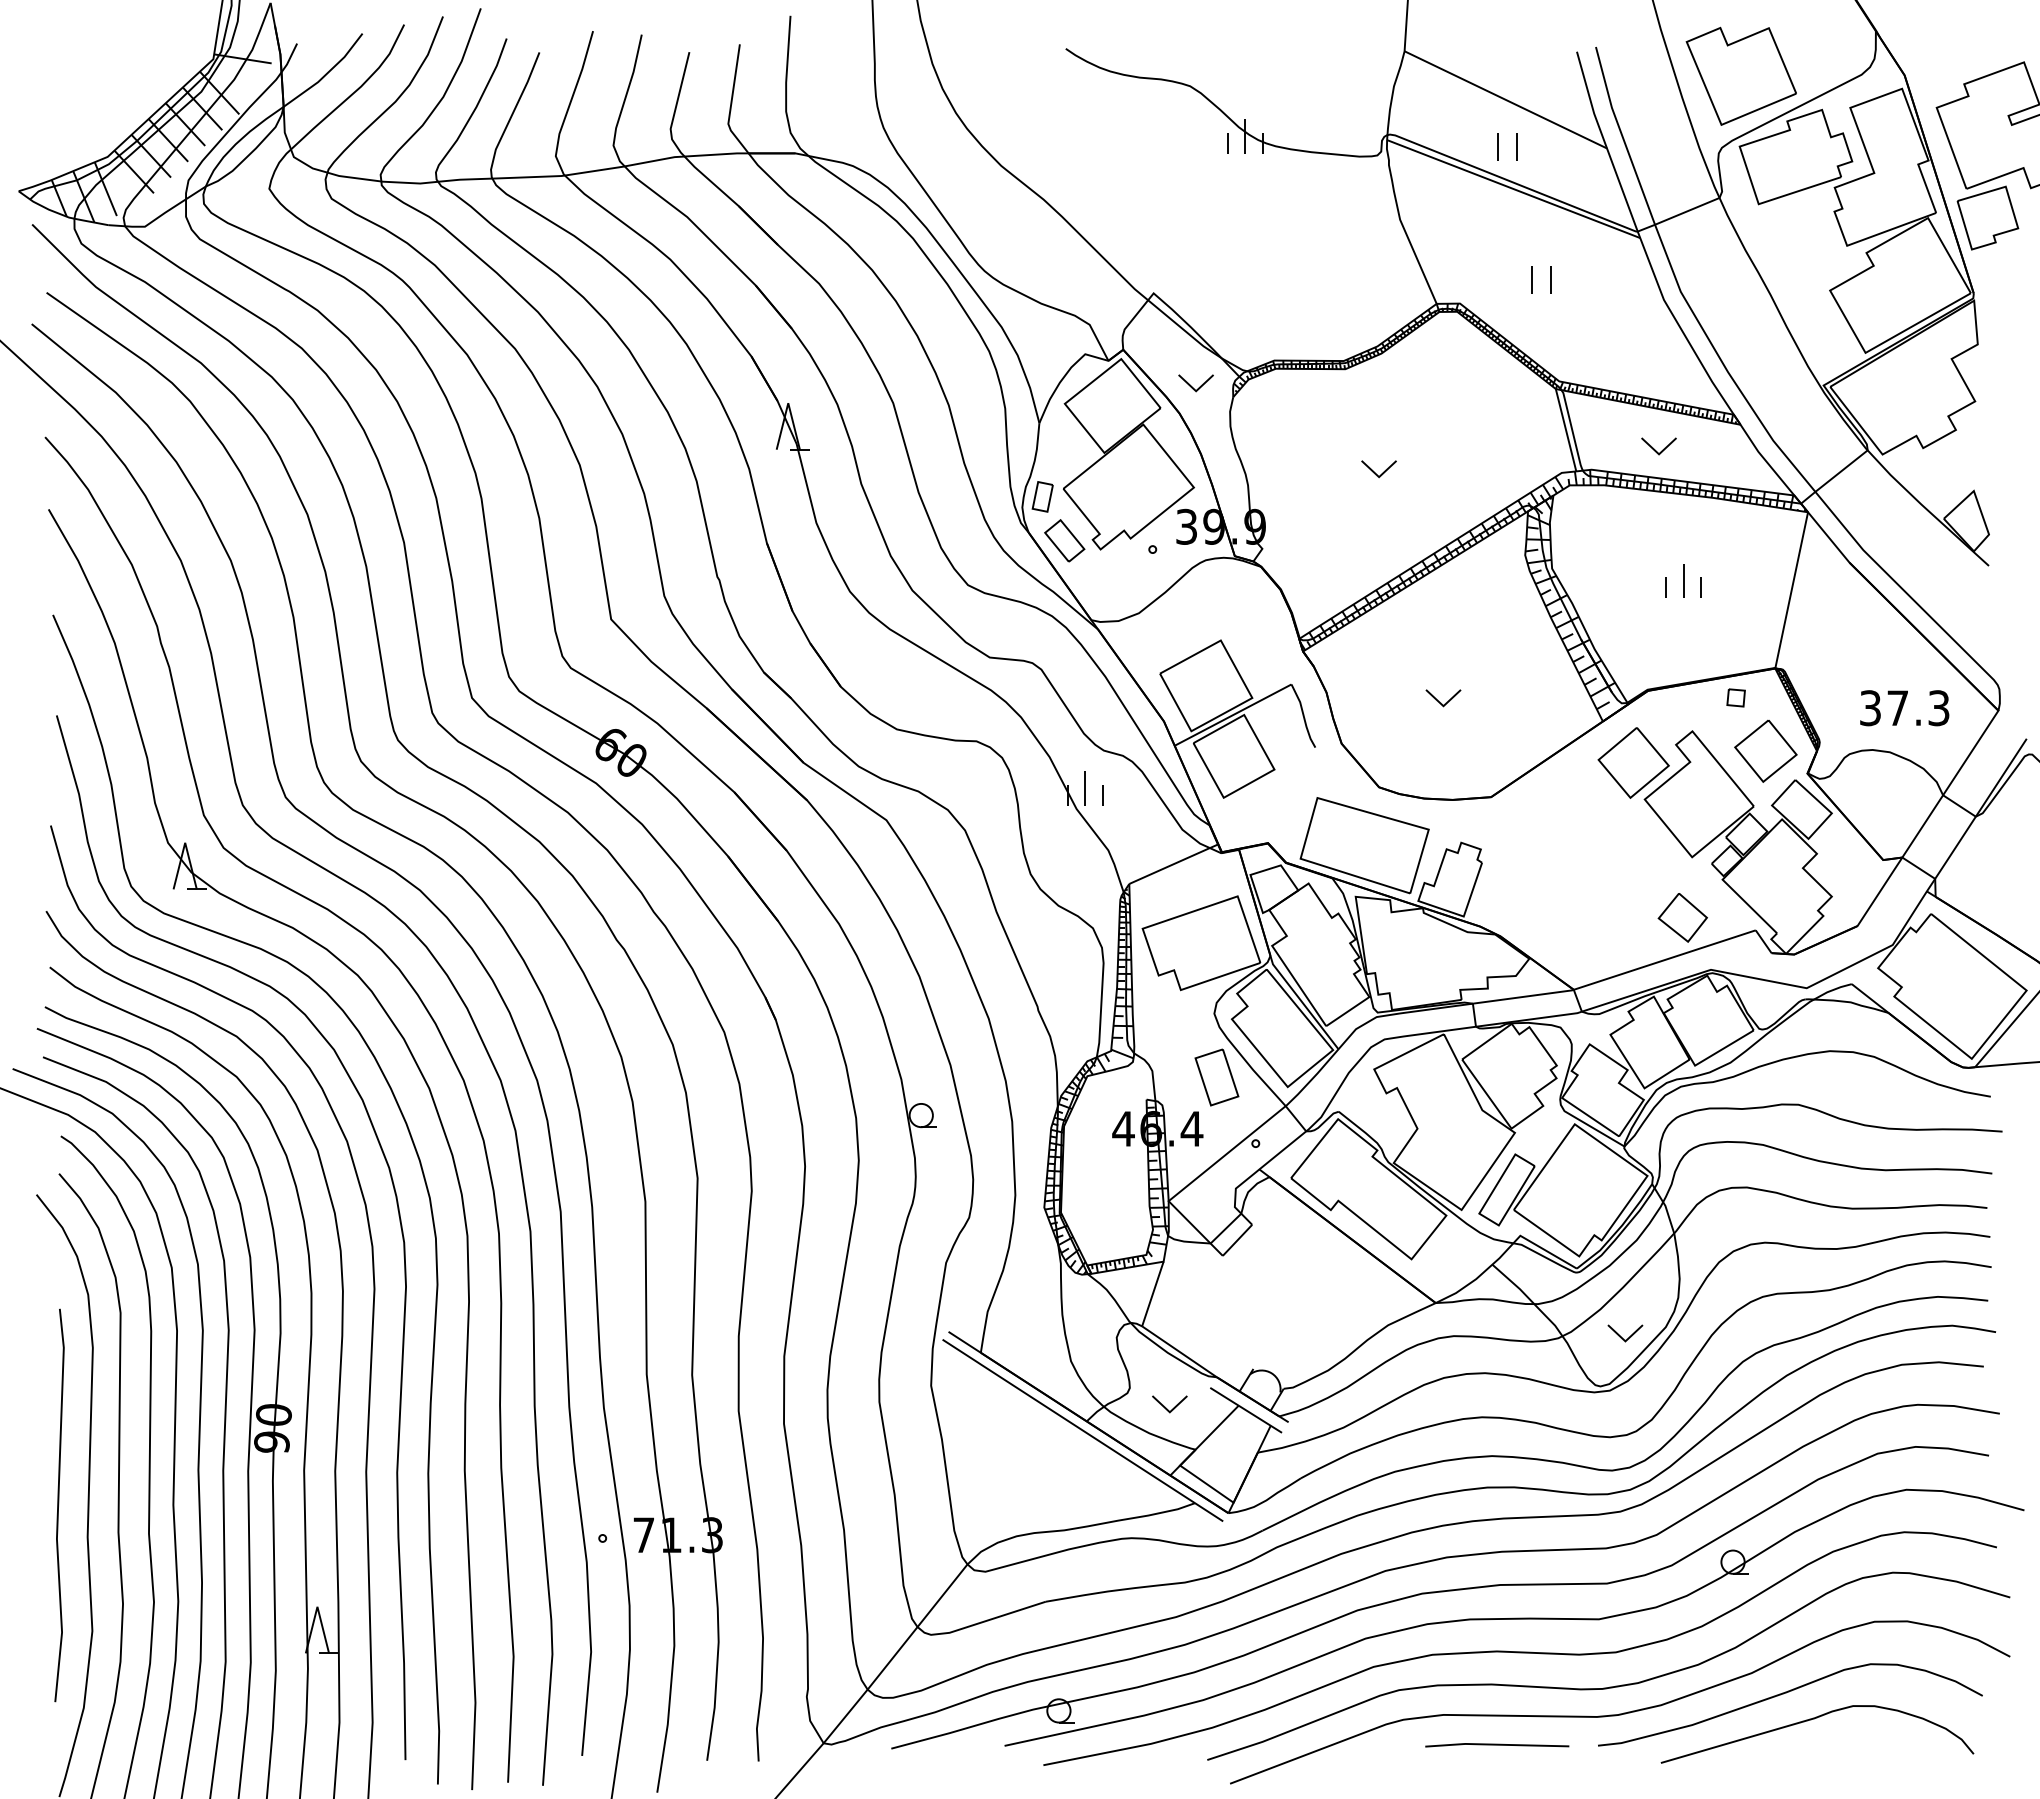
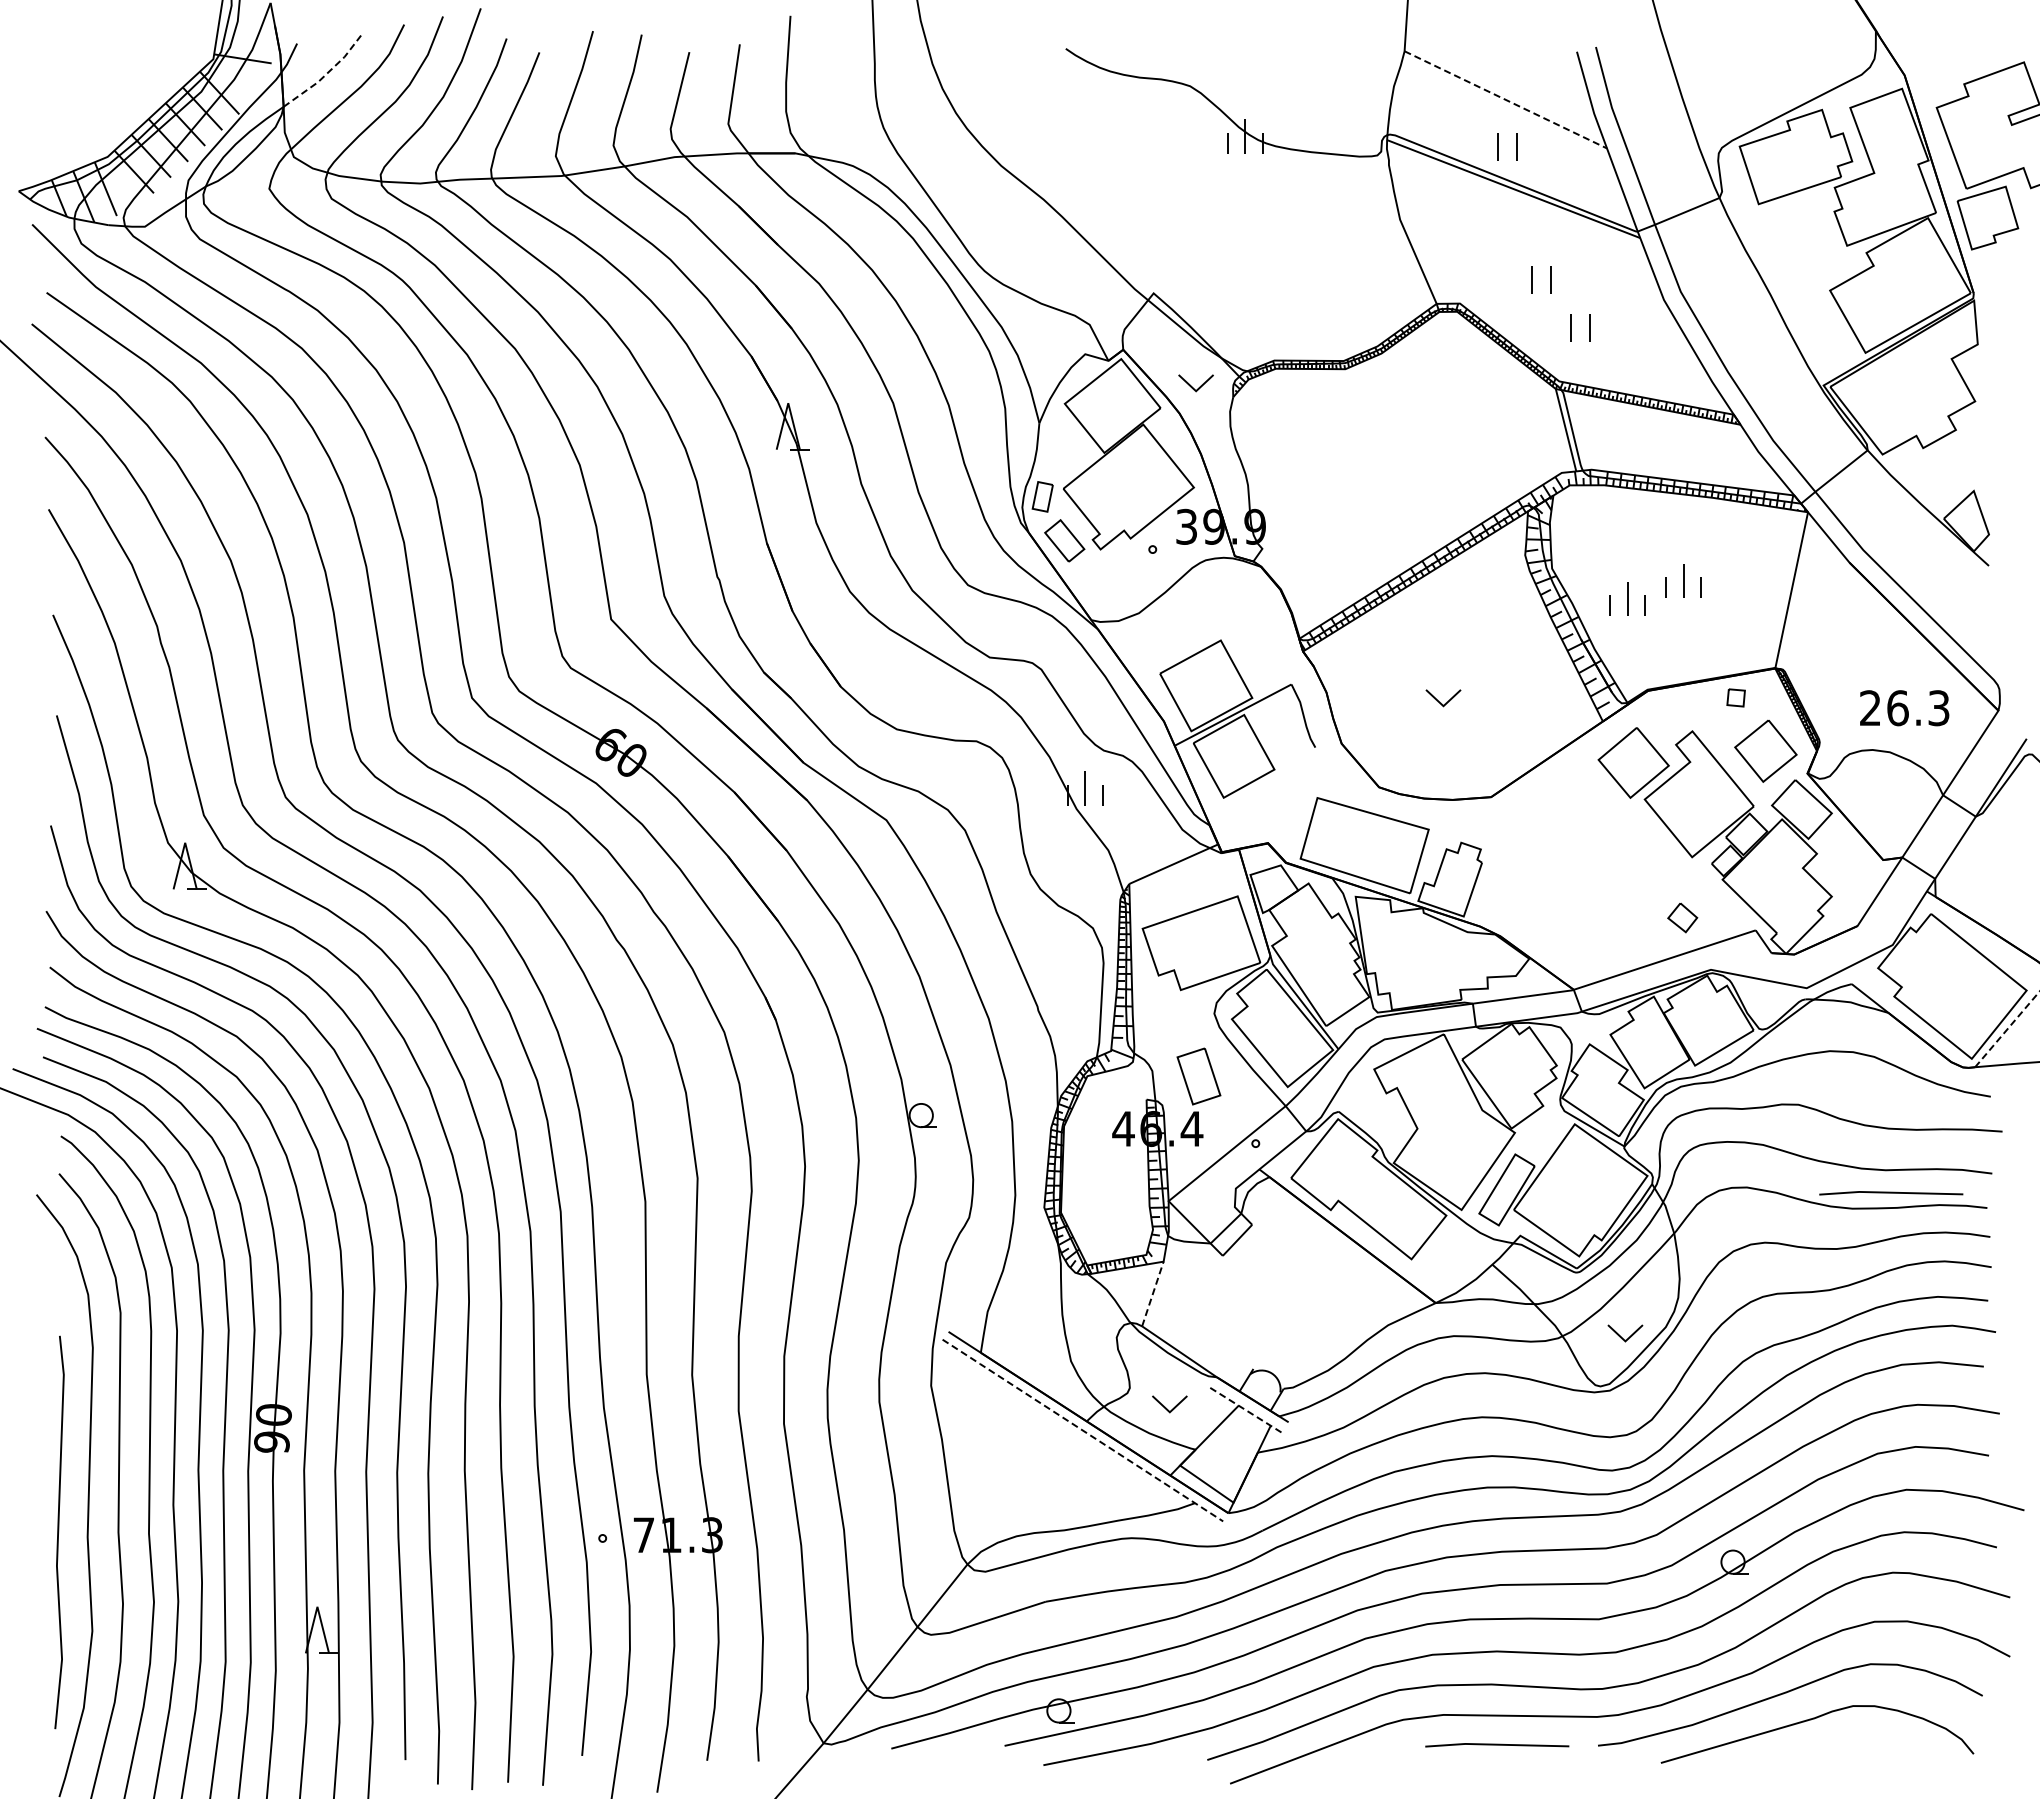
line: solid -> dashed (326, 74)
part: present -> none (1740, 75)
line: solid -> dashed (1506, 100)
part: none -> present (1571, 327)
part: present -> none (1658, 446)
part: present -> none (1378, 469)
part: none -> present (1627, 598)
text: 37.3 -> 26.3 (1884, 708)
part size: 51x50 px -> 32x32 px (1682, 917)
line: solid -> dashed (2007, 1029)
part position: (1216, 1077) -> (1198, 1076) (1198, 1076)
line: none -> present (1891, 1193)
line: solid -> dashed (1153, 1293)
line: solid -> dashed (1246, 1410)
line: solid -> dashed (1081, 1429)
line position: (59, 1505) -> (59, 1532) (59, 1532)
